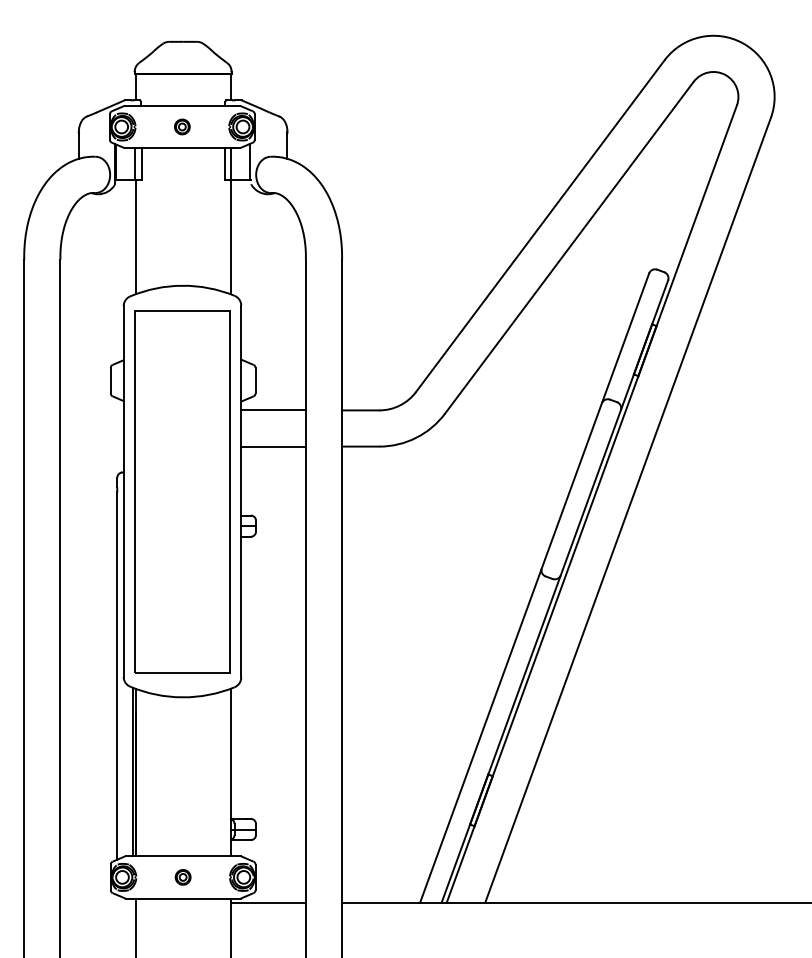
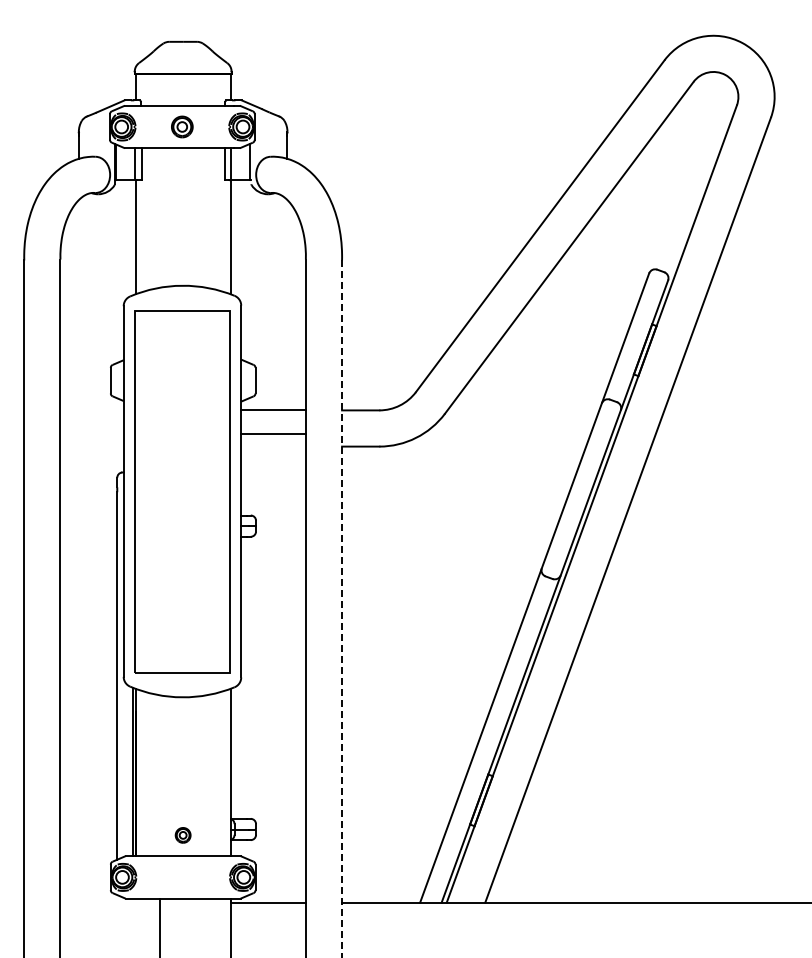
part size: 17x18 px -> 23x24 px (182, 126)
line position: (273, 446) -> (273, 433) (273, 433)
line: solid -> dashed (342, 608)
part position: (182, 877) -> (182, 835) (182, 835)
line position: (135, 926) -> (159, 926) (159, 926)
